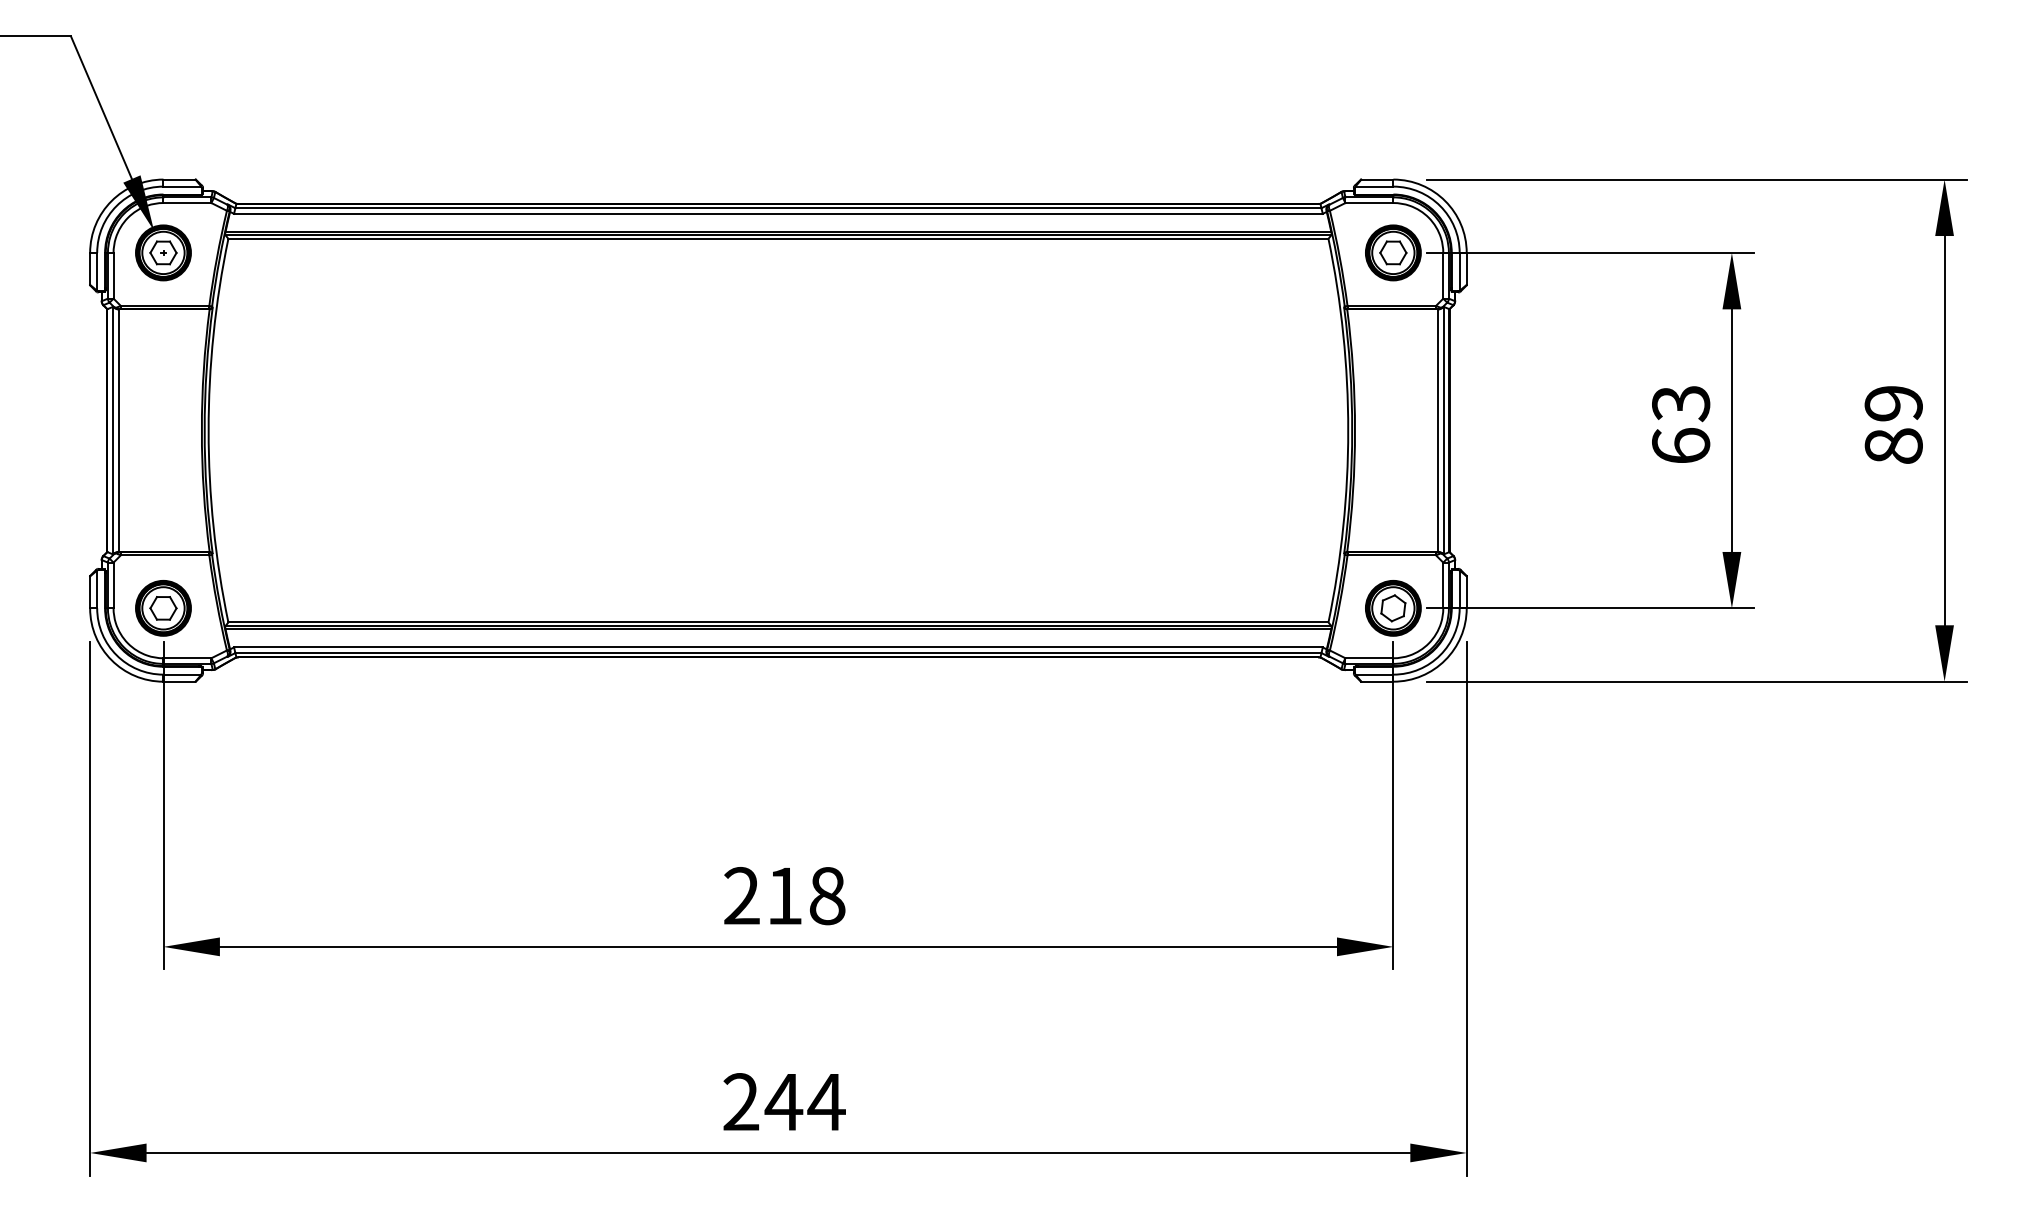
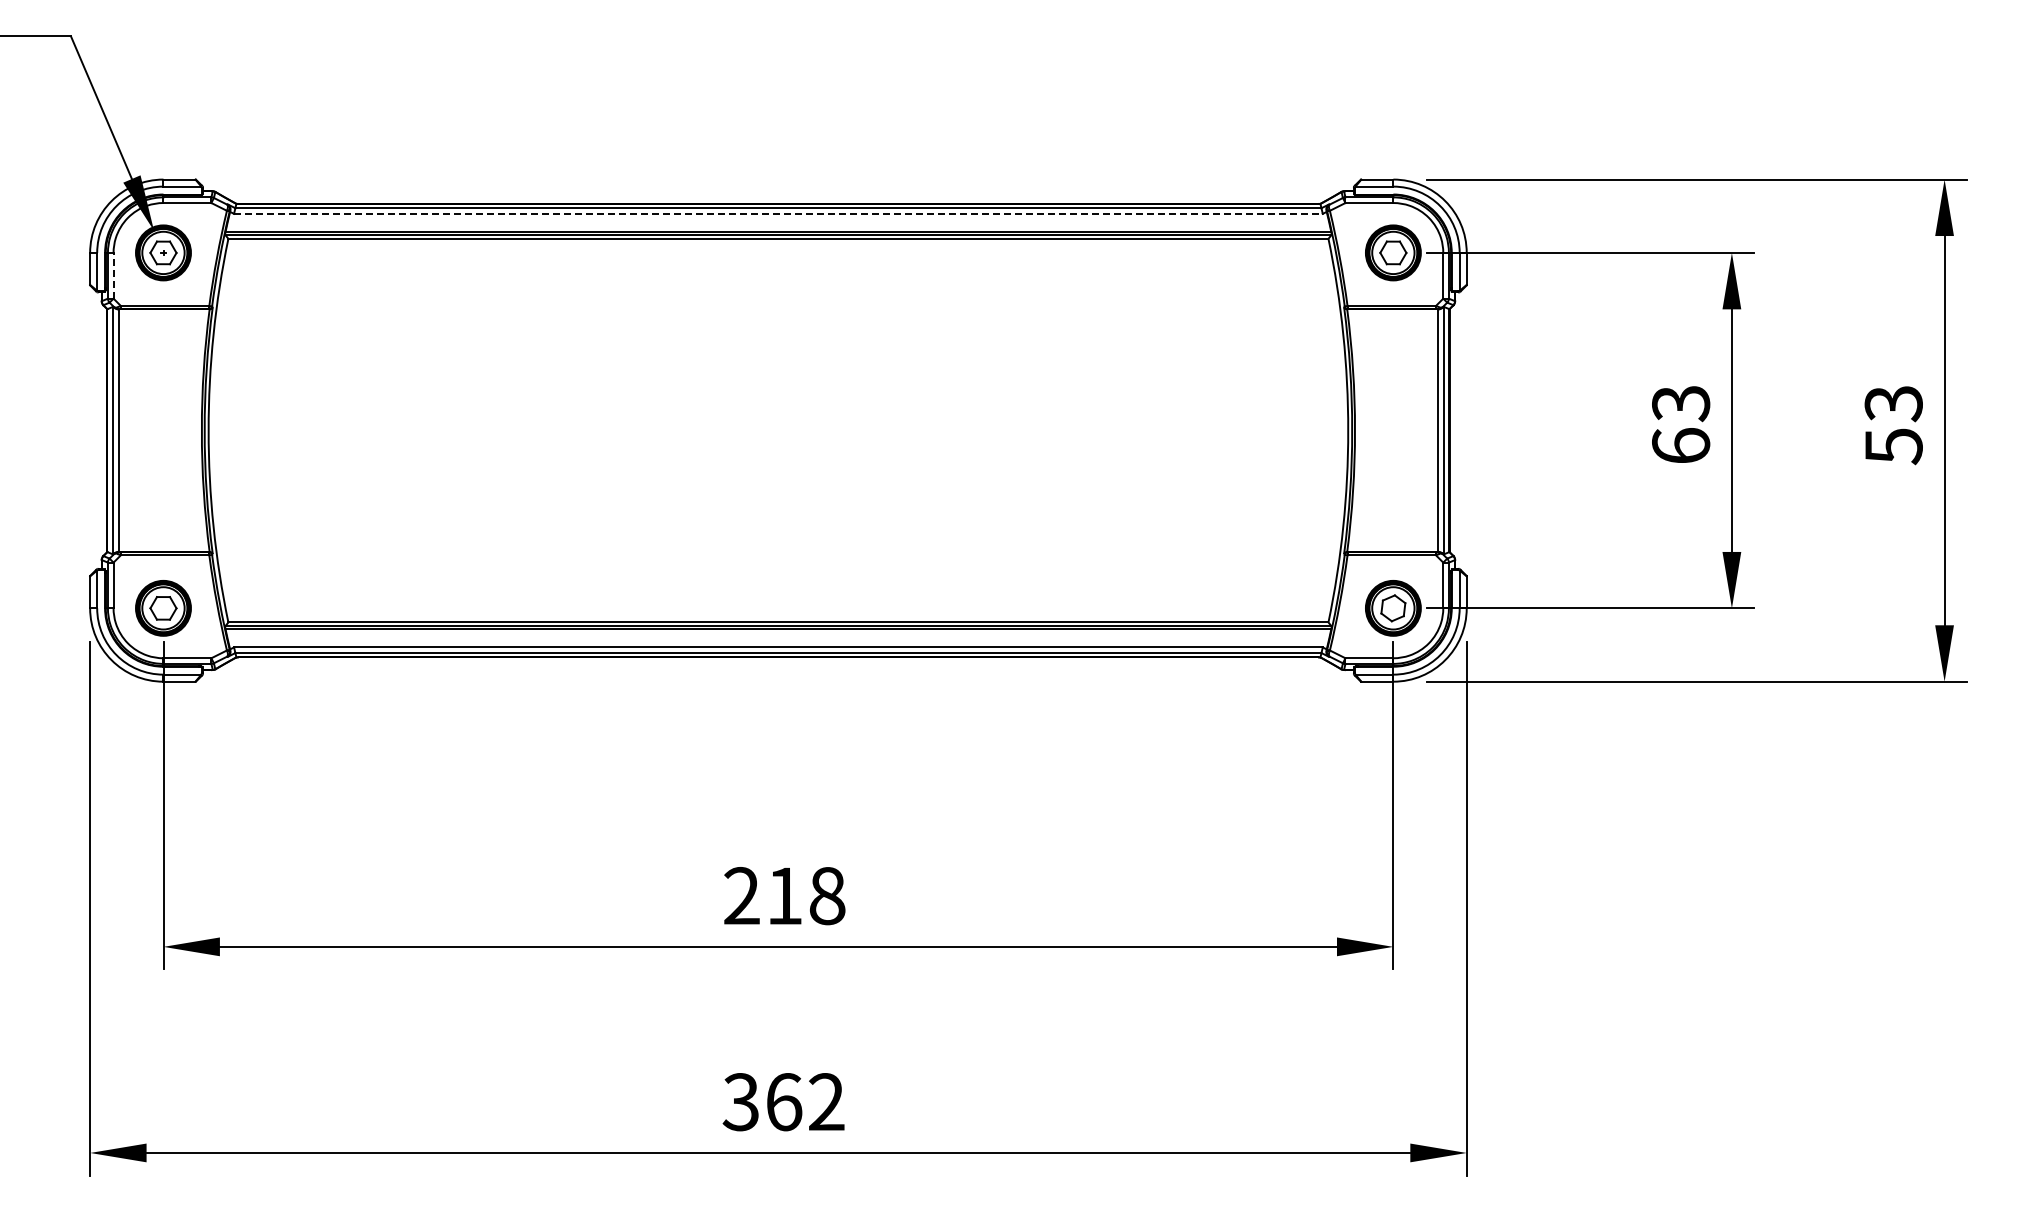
line: solid -> dashed (778, 213)
line: solid -> dashed (113, 275)
text: 89 -> 53 (1893, 425)
text: 244 -> 362 (783, 1102)
